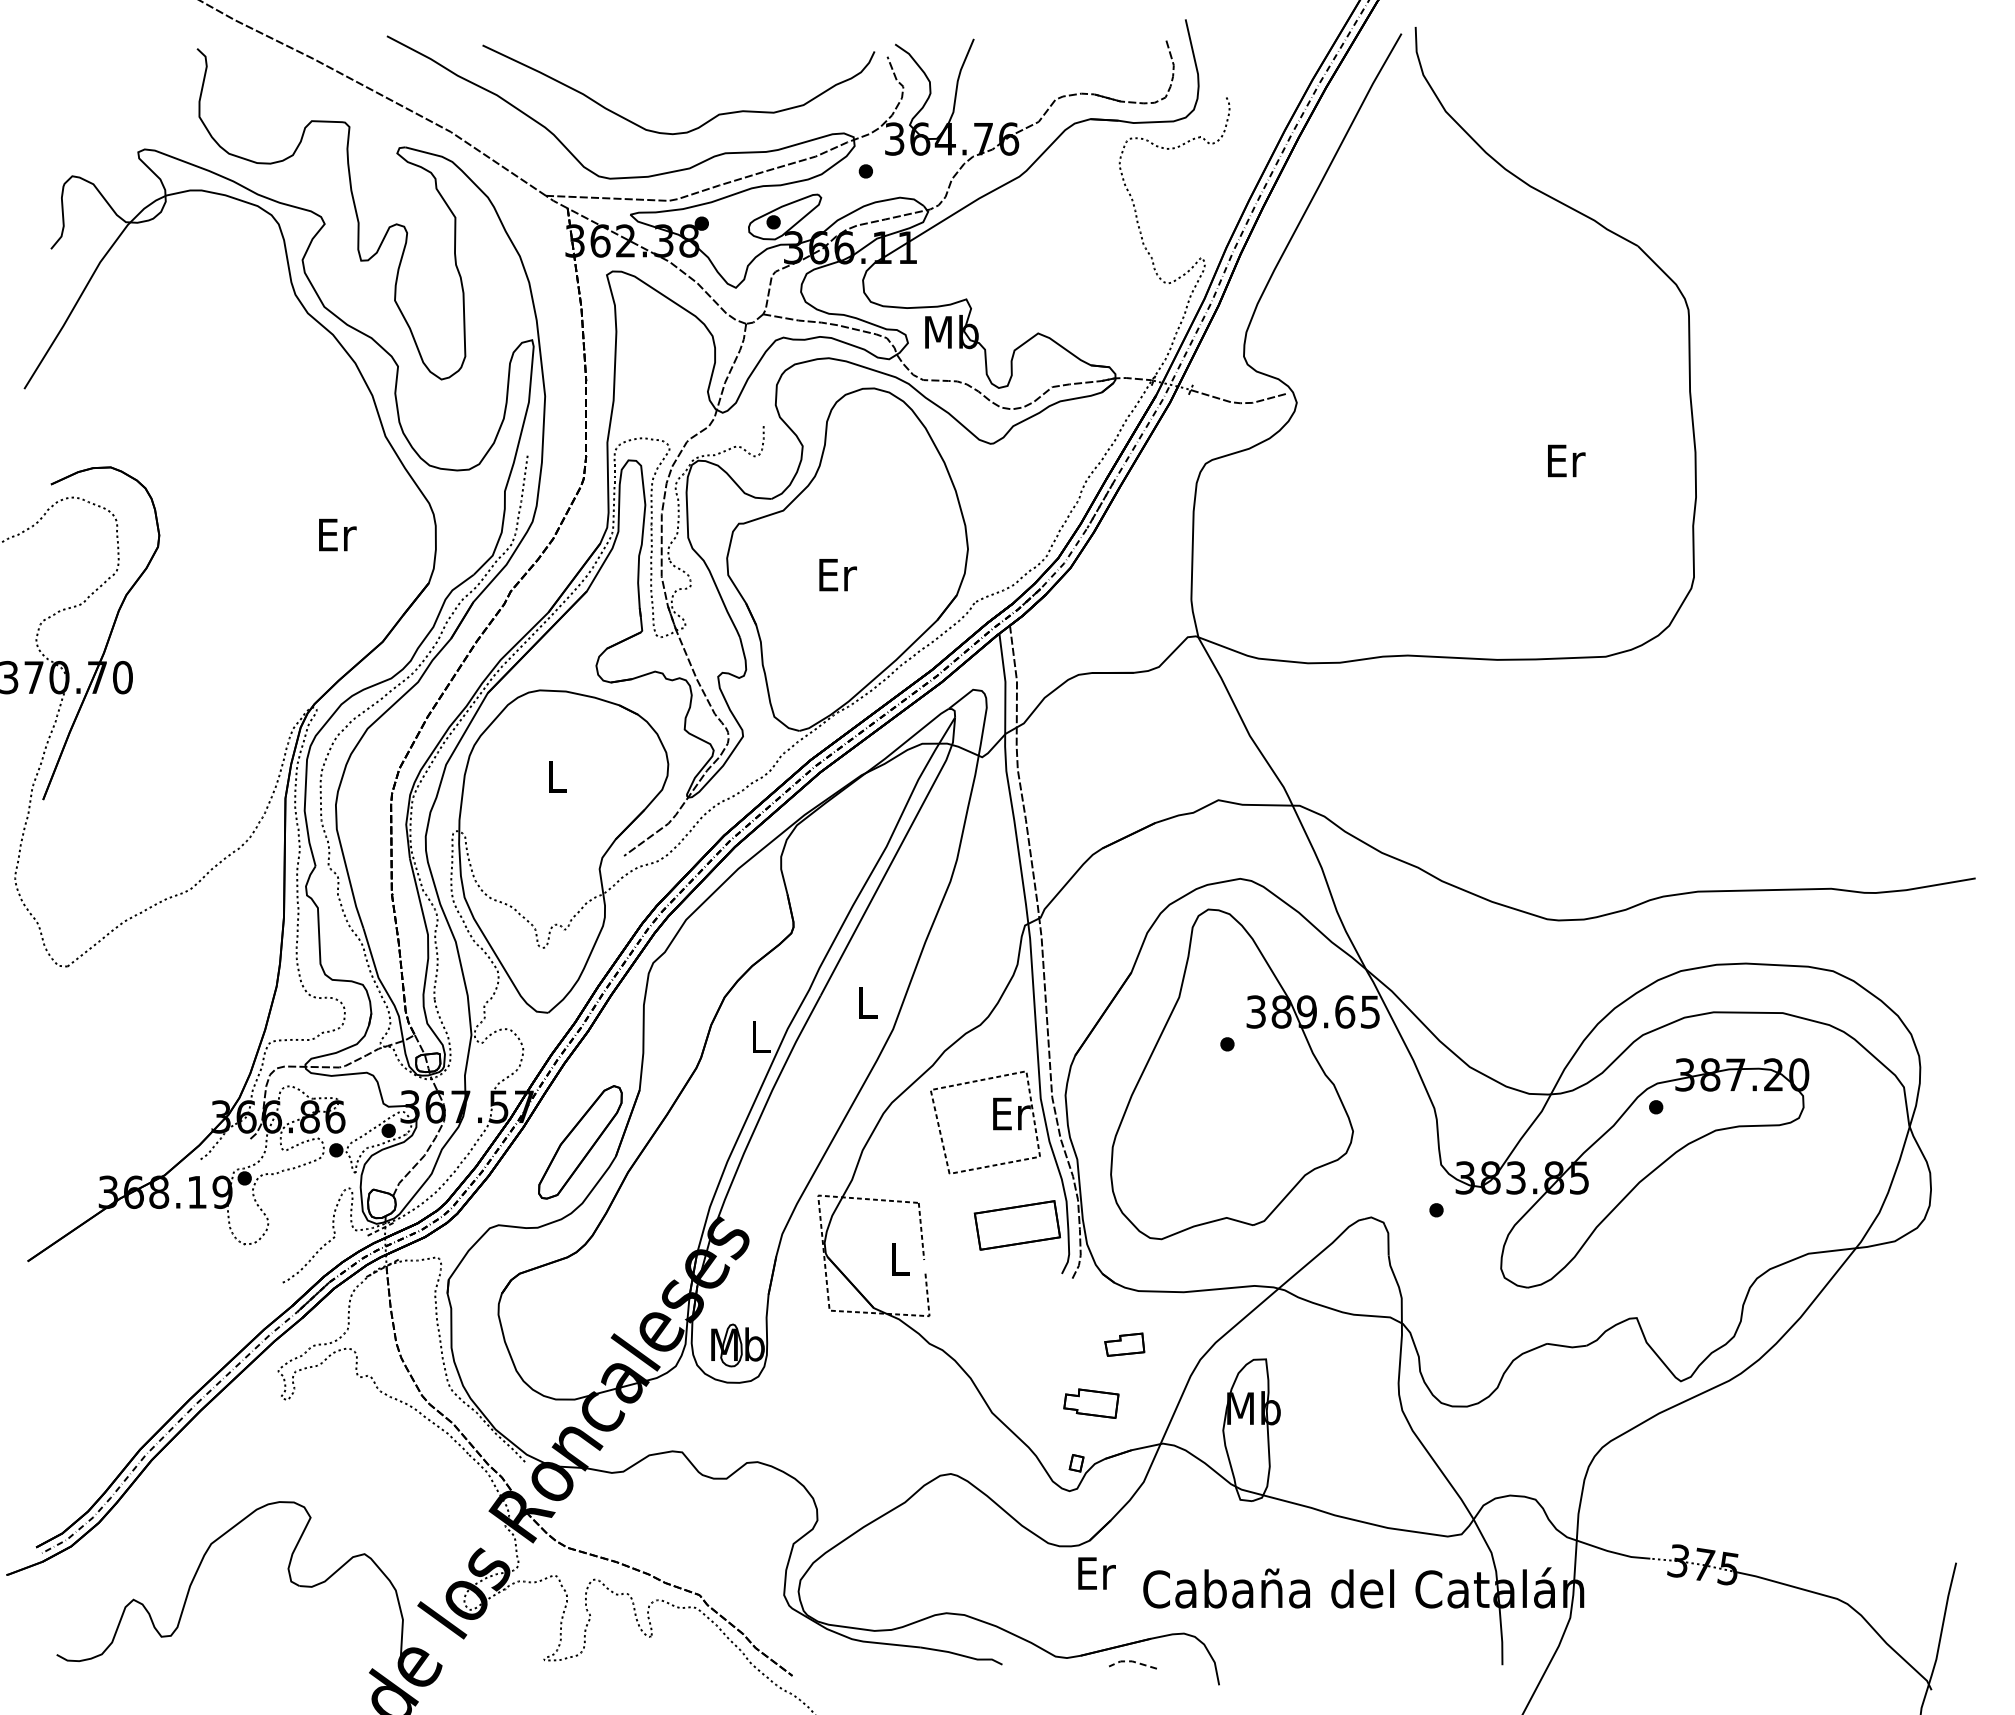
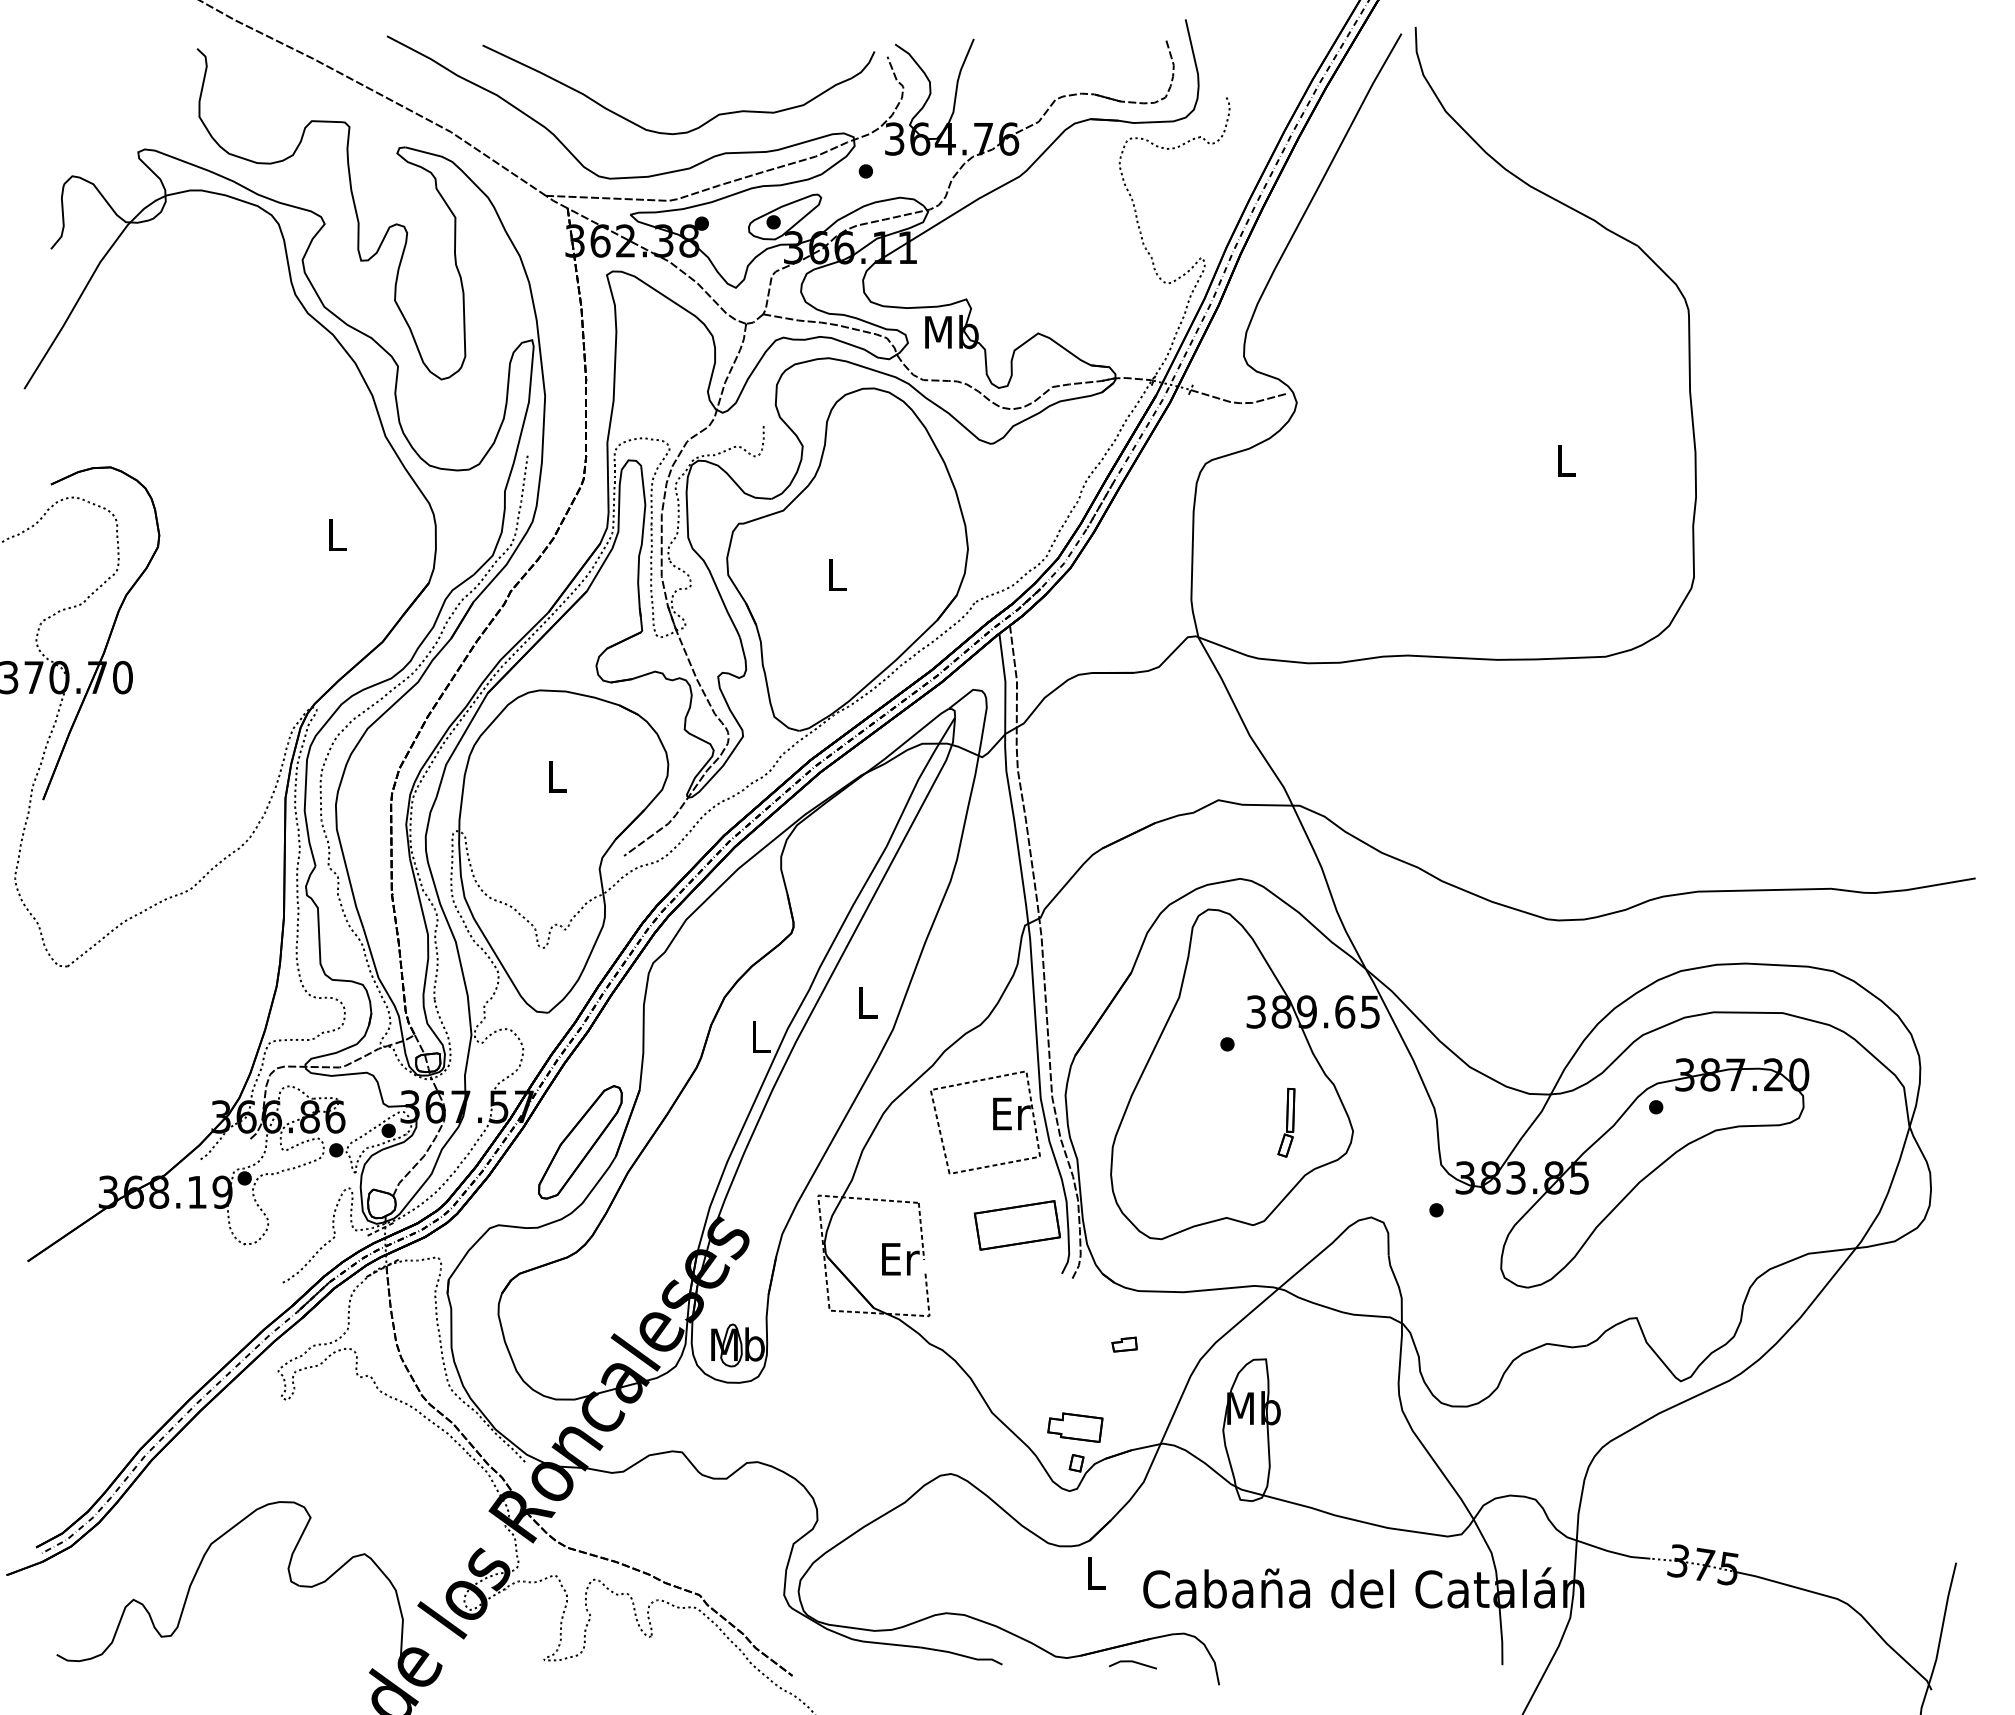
text: Er -> L (1566, 460)
text: Er -> L (337, 534)
text: Er -> L (837, 575)
part: none -> present (1286, 1122)
text: L -> Er (900, 1259)
part size: 42x25 px -> 27x17 px (1124, 1344)
part position: (1091, 1403) -> (1075, 1427) (1075, 1427)
text: Er -> L (1096, 1573)
line: dashed -> solid (1132, 1661)
